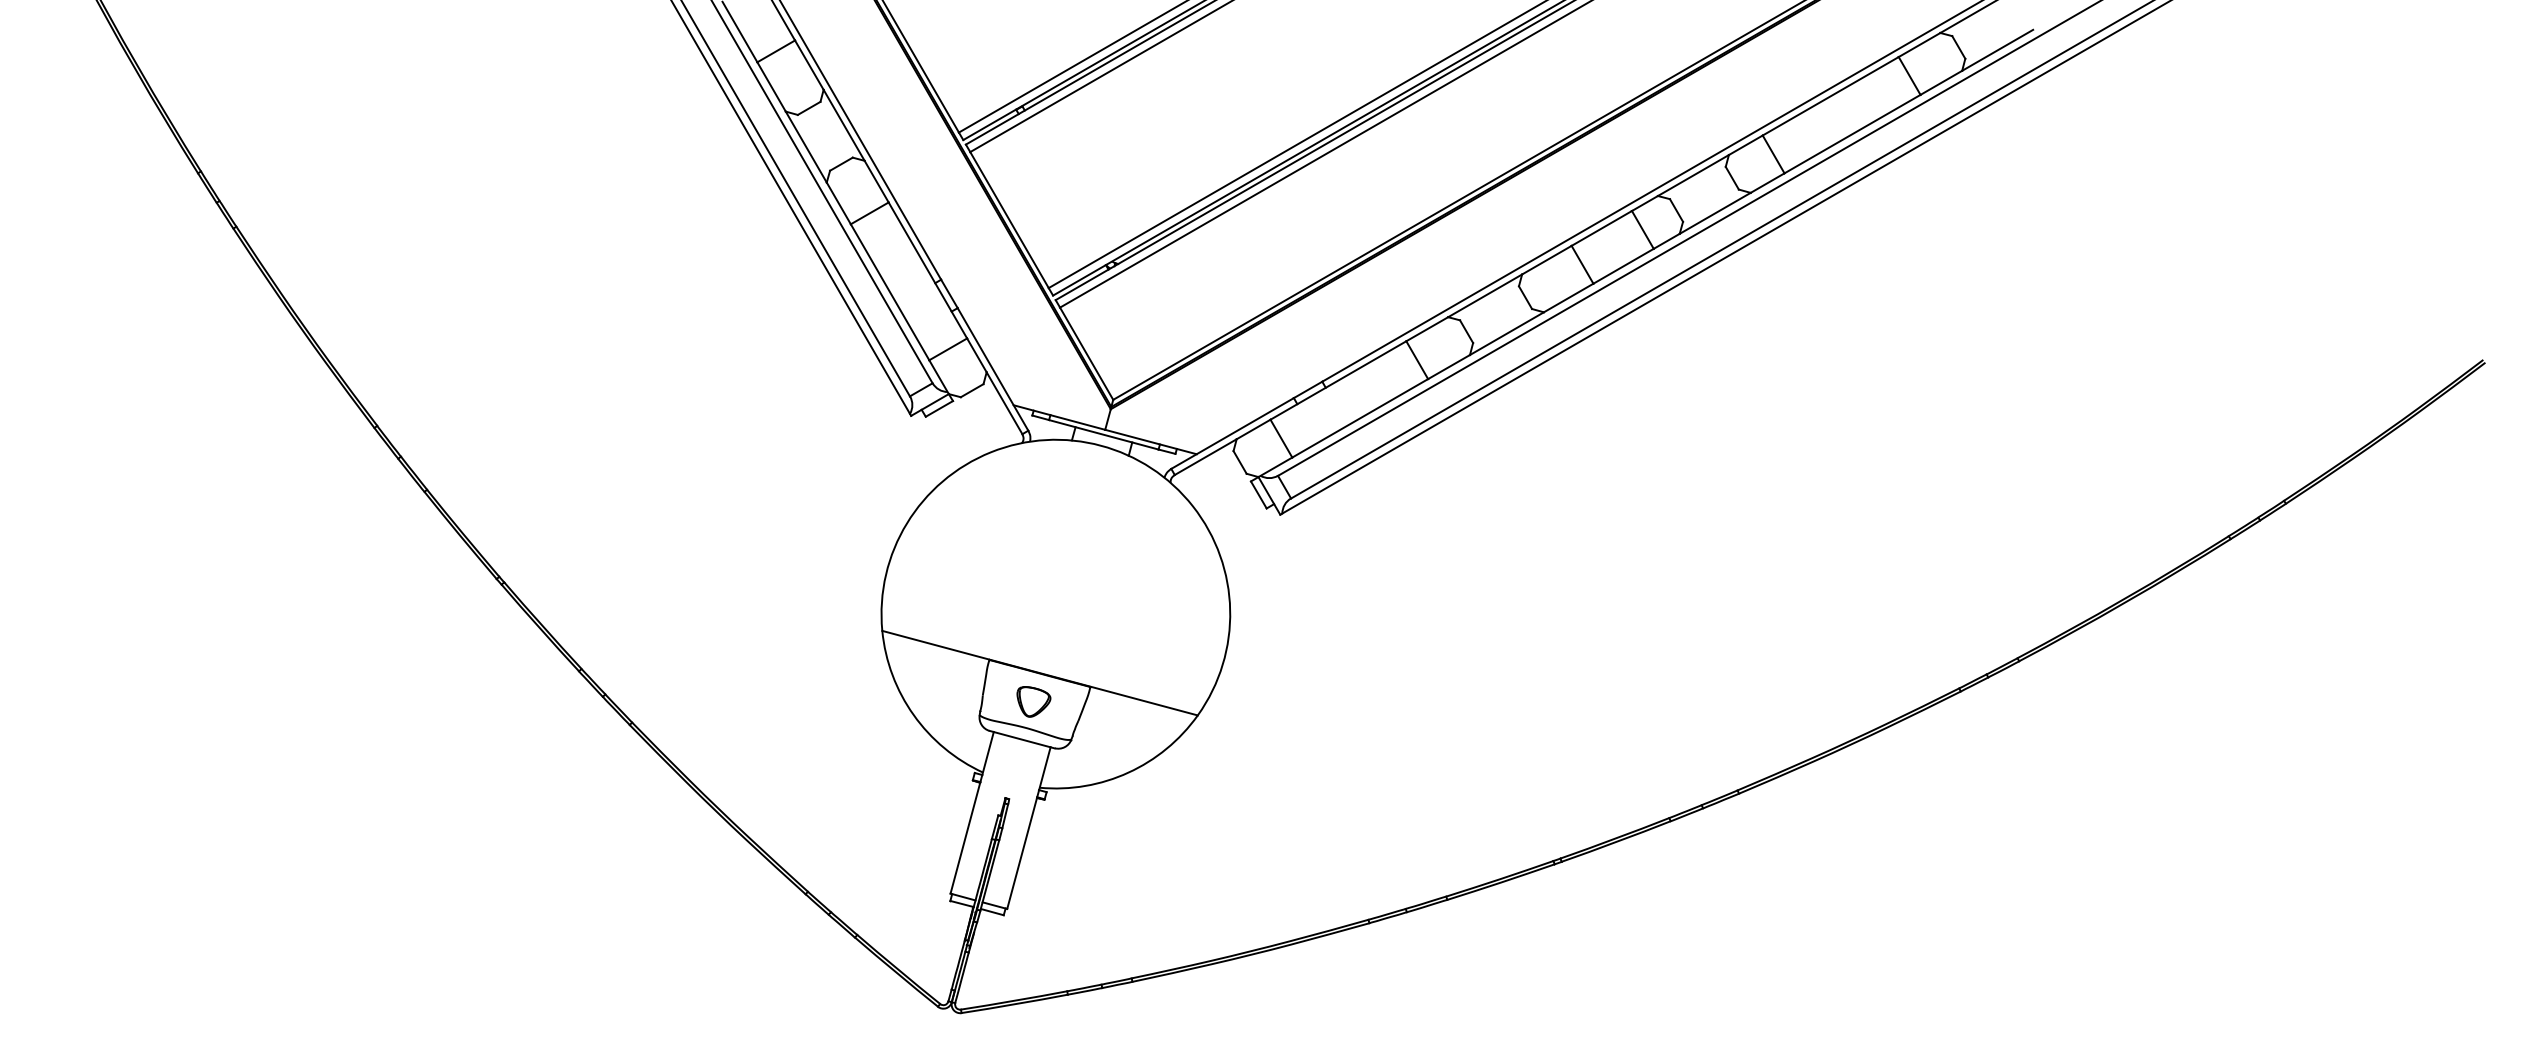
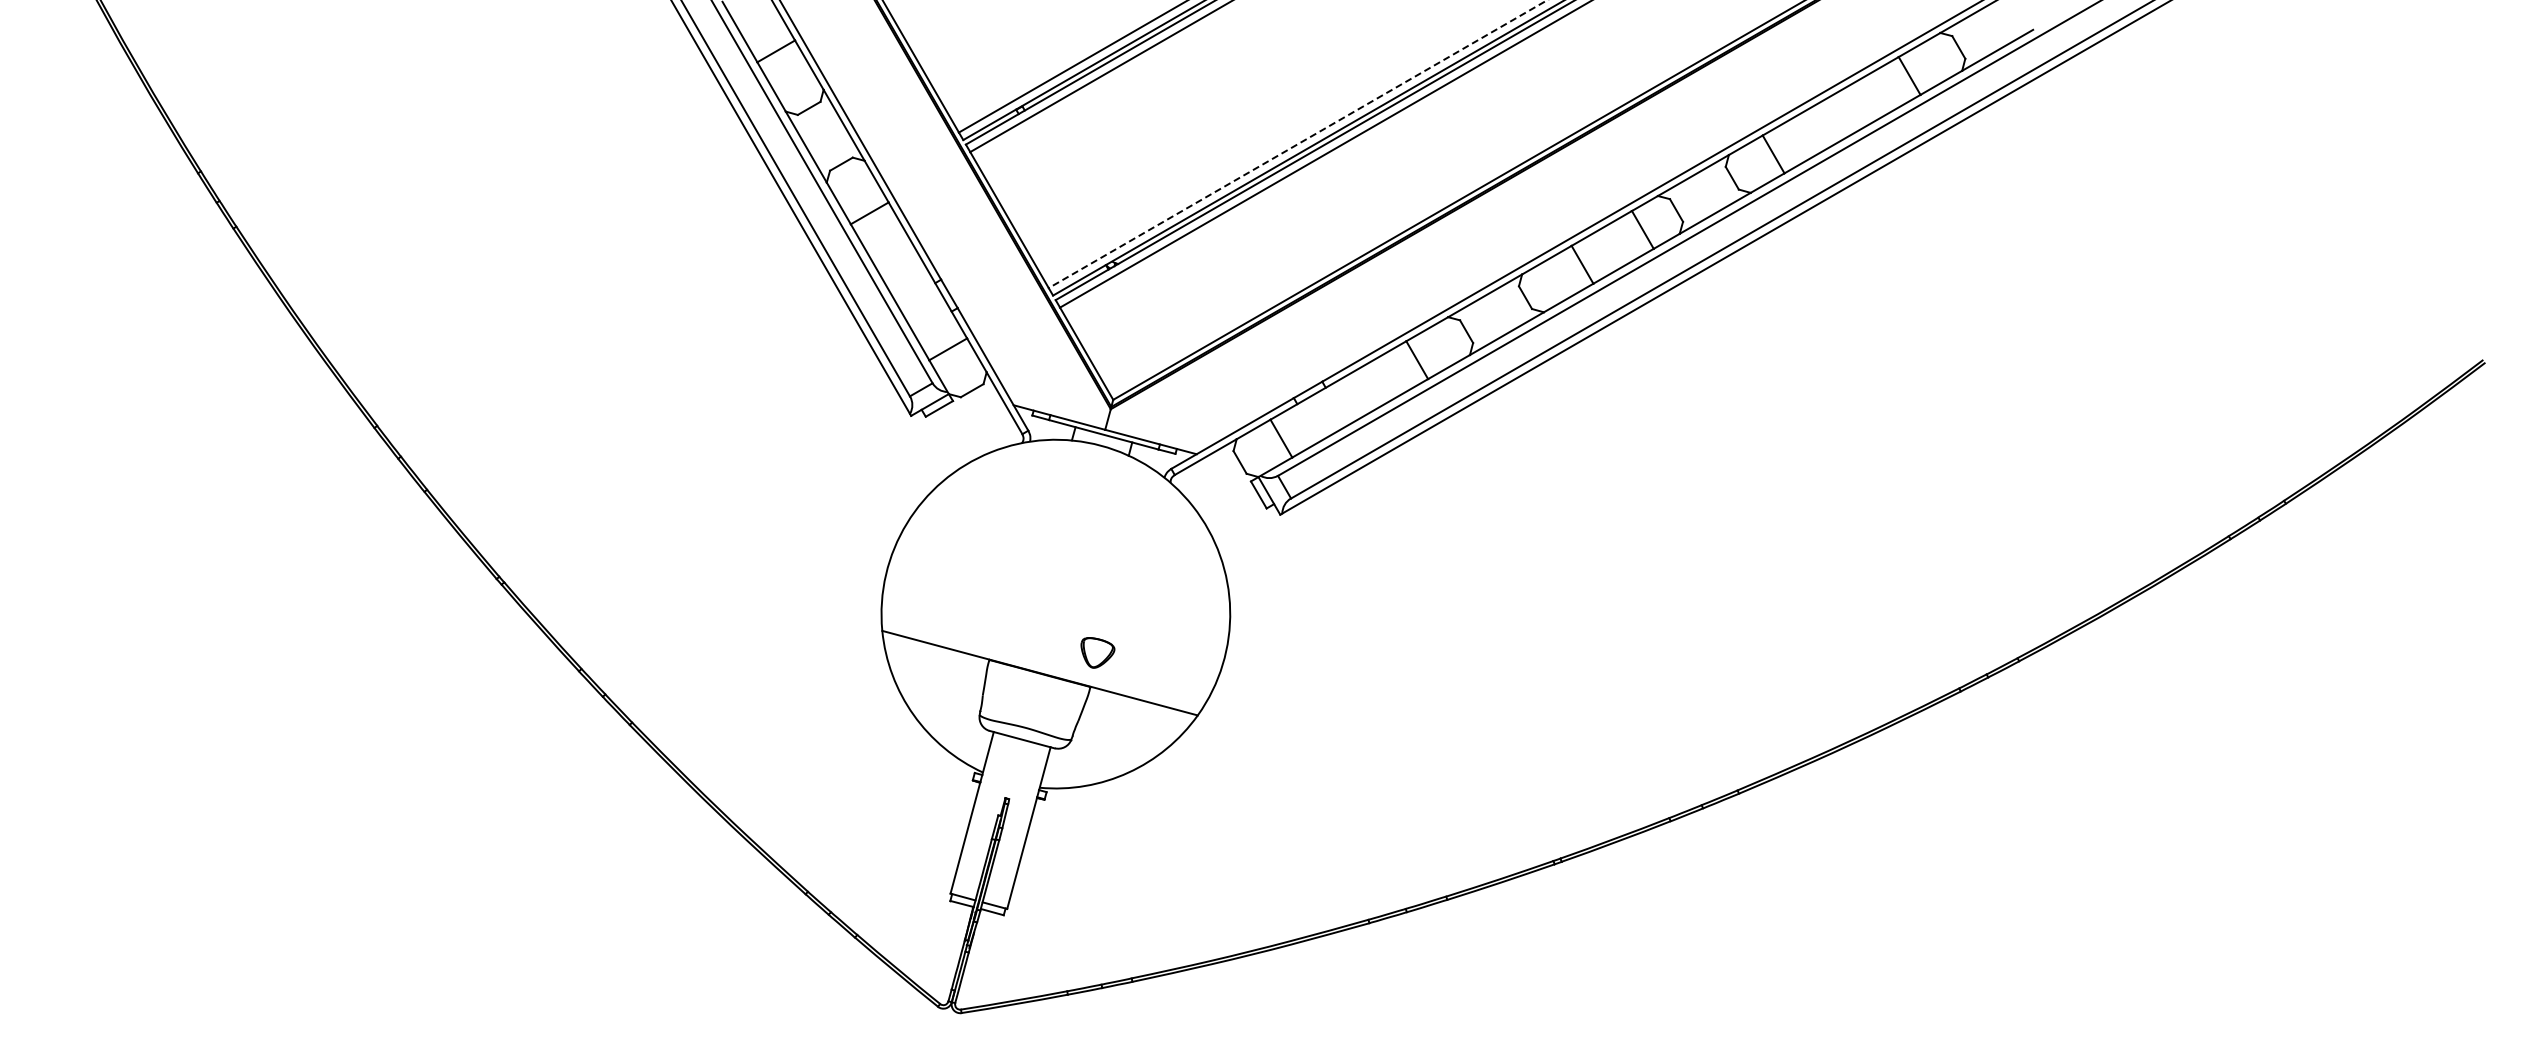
line: solid -> dashed (1298, 144)
part position: (1033, 701) -> (1097, 652) (1097, 652)
